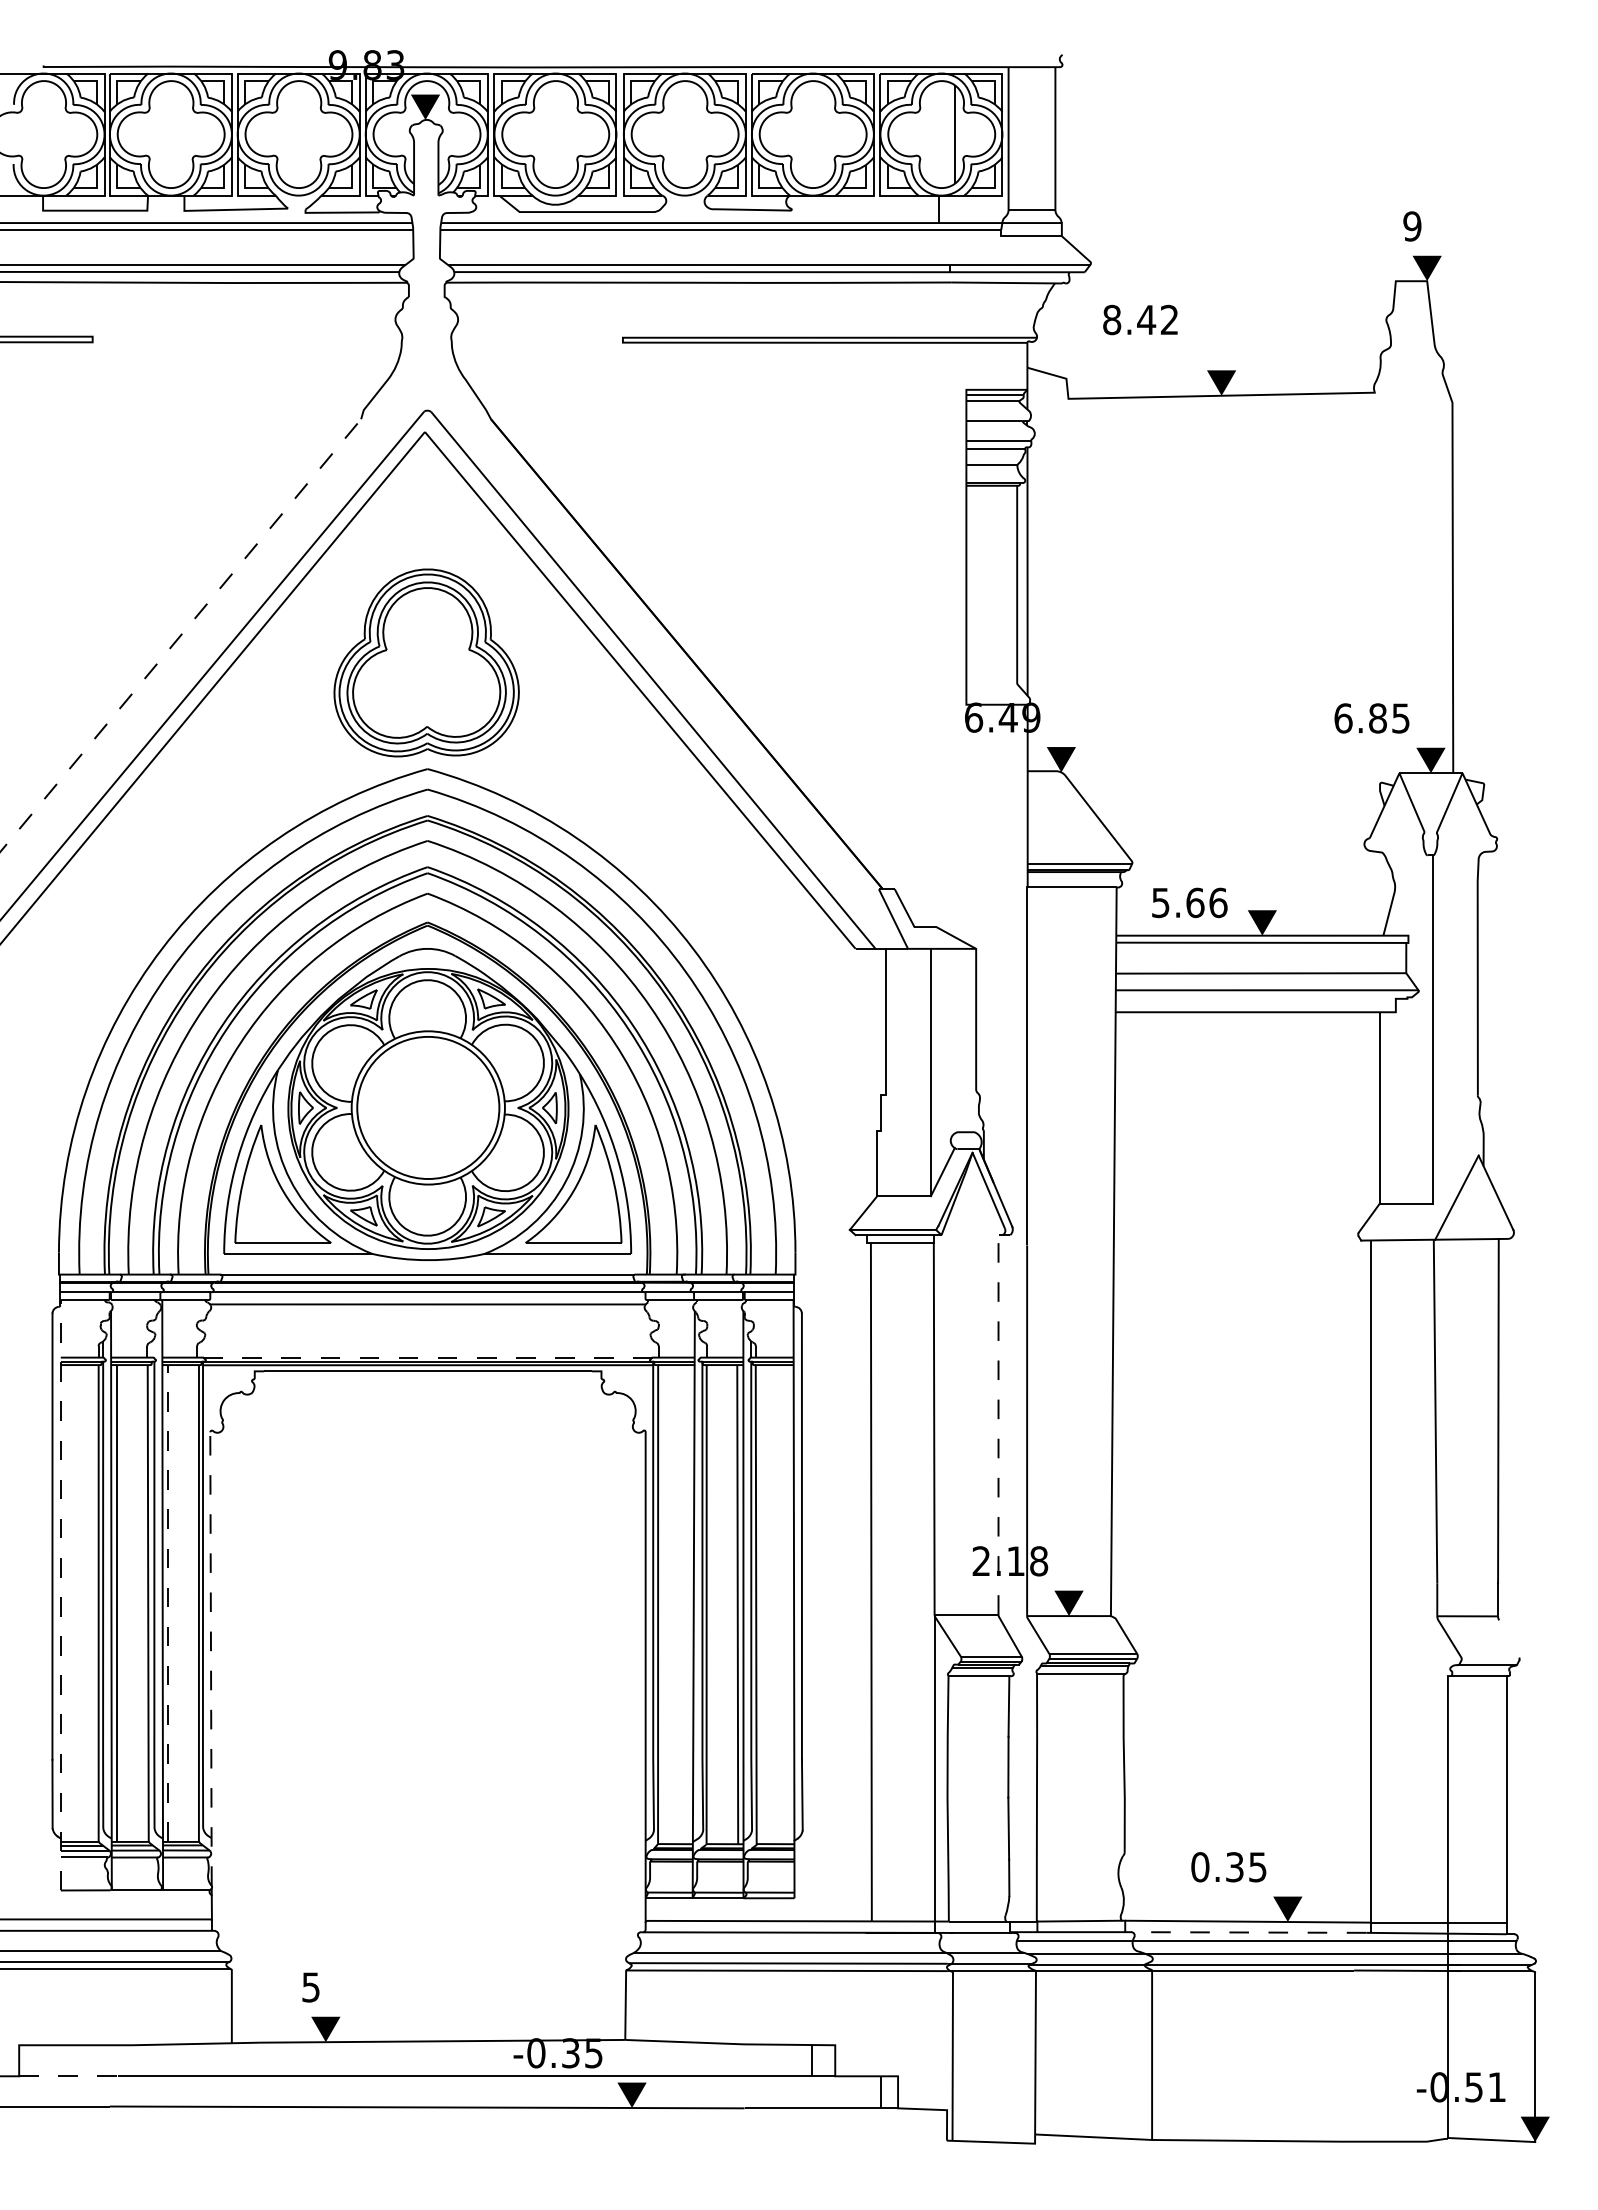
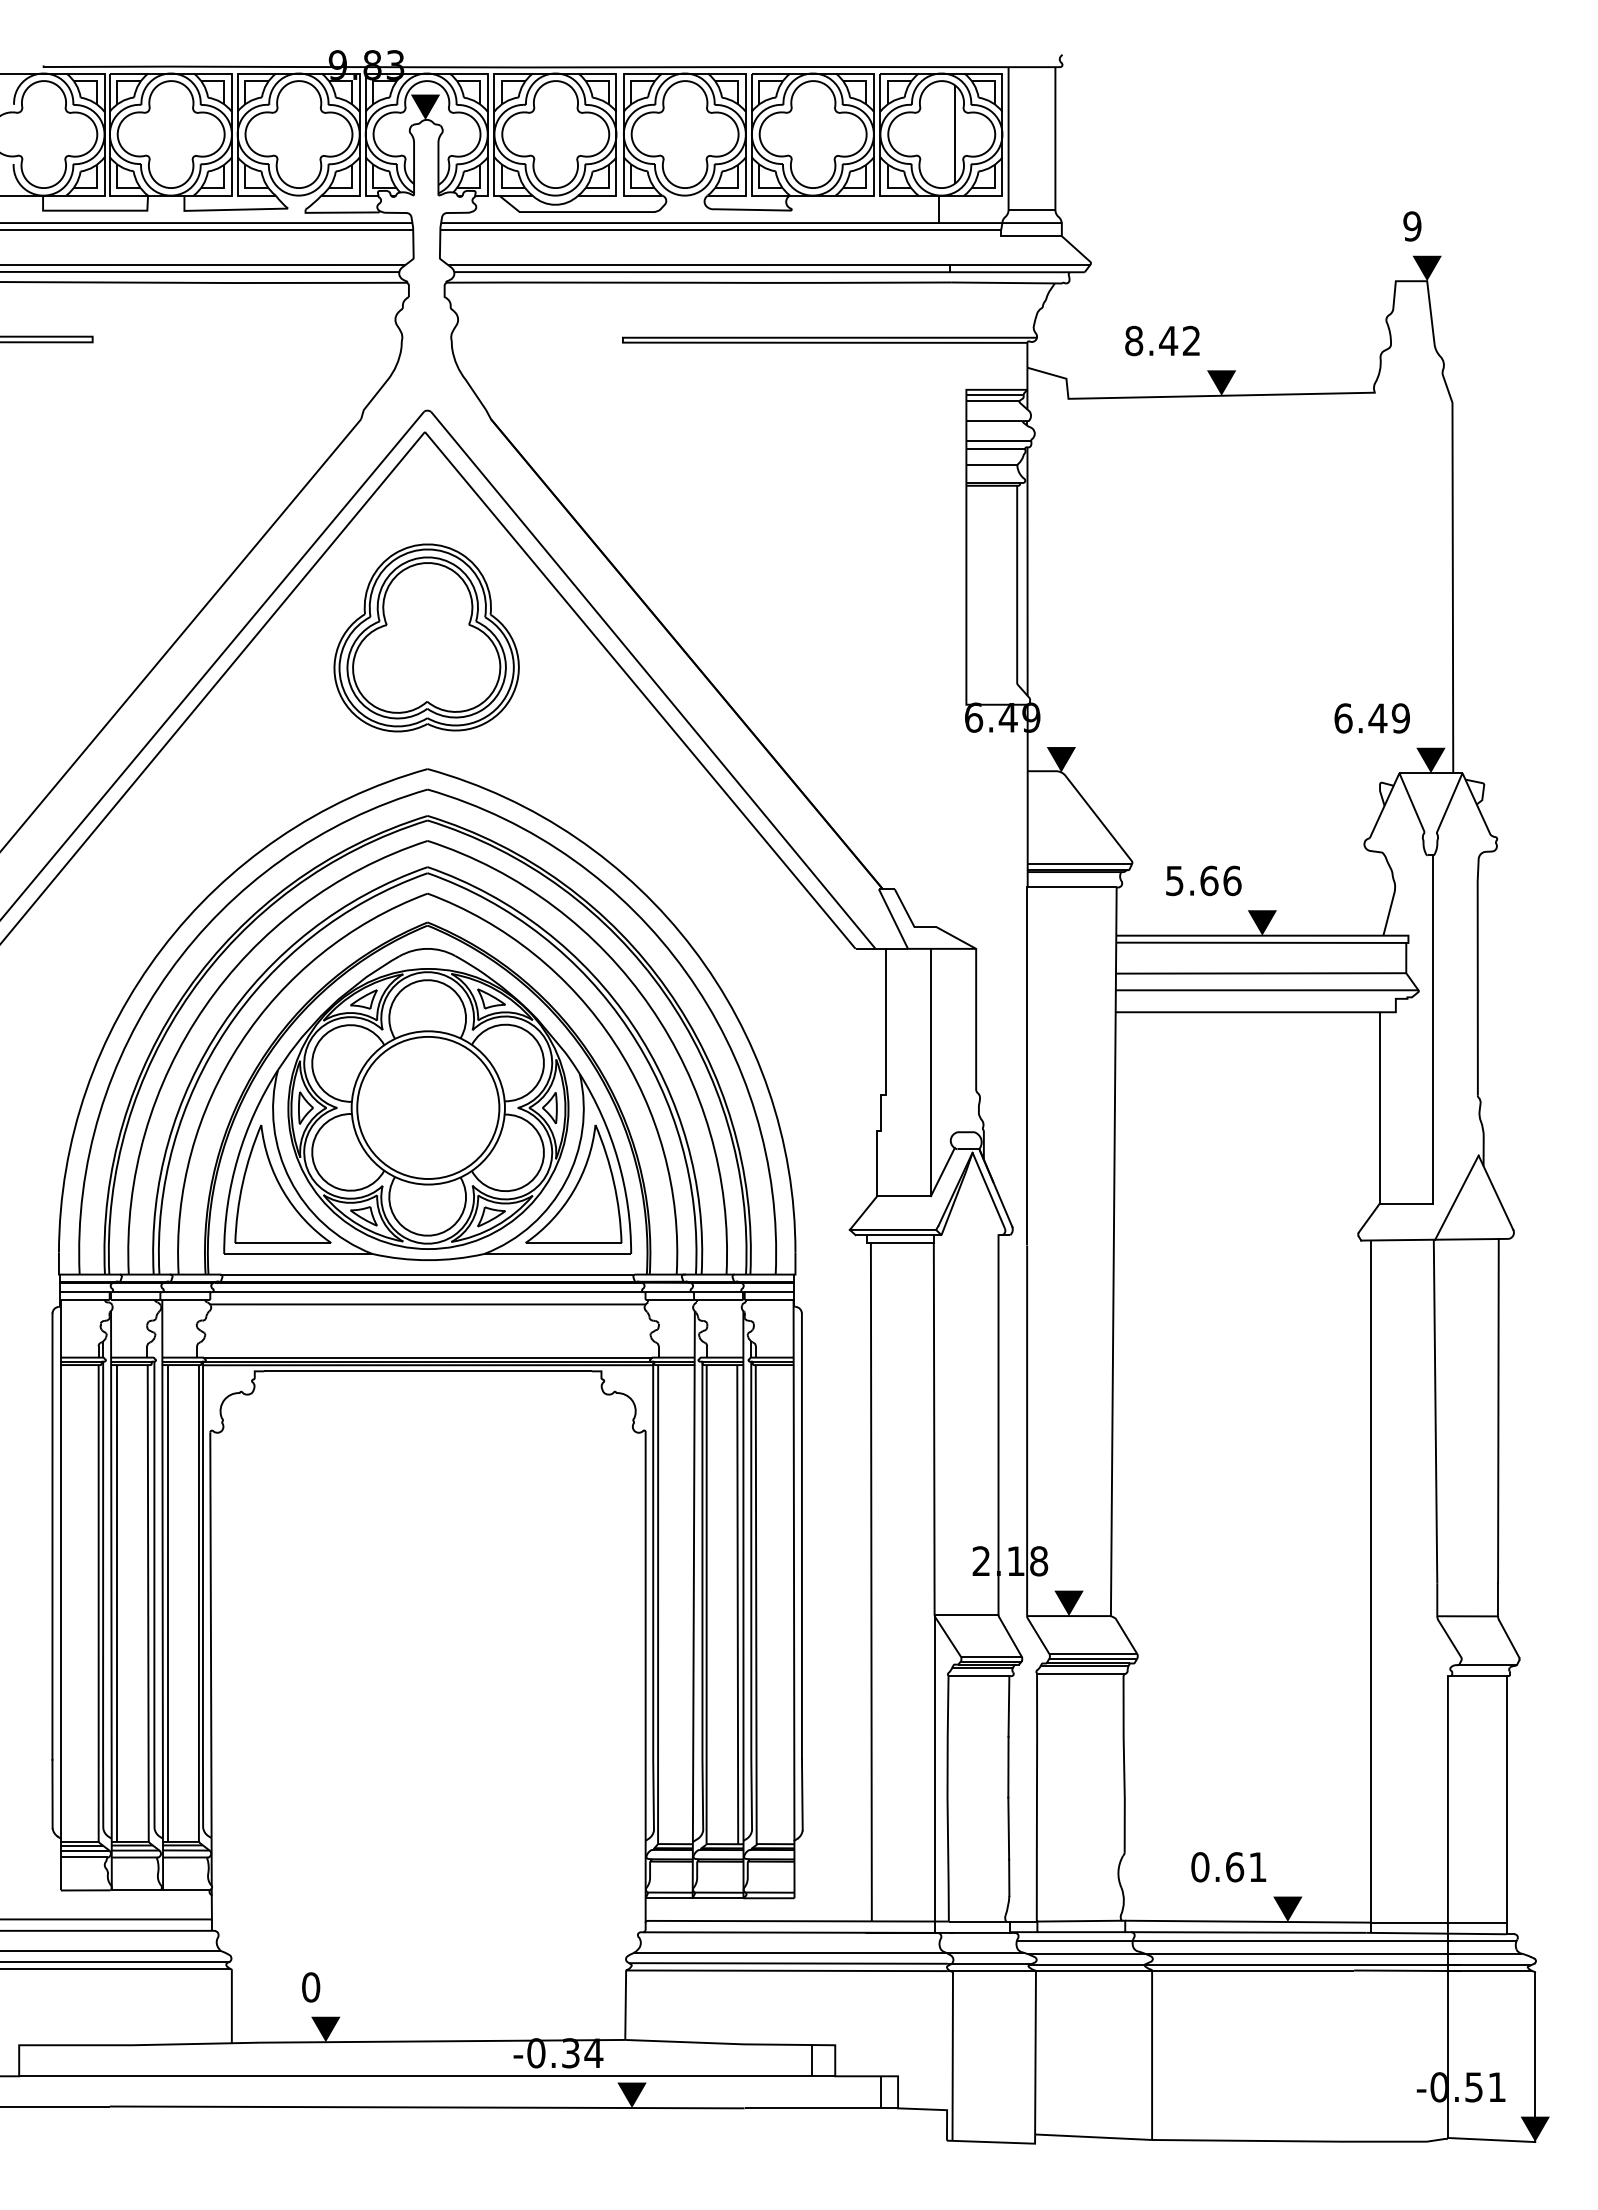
text position: (1140, 319) -> (1162, 340) (1162, 340)
line: dashed -> solid (180, 635)
part position: (426, 662) -> (426, 637) (426, 637)
text: 6.85 -> 6.49 (1388, 718)
text position: (1189, 902) -> (1203, 880) (1203, 880)
line: dashed -> solid (427, 1357)
line: dashed -> solid (998, 1424)
line: dashed -> solid (60, 1594)
line: dashed -> solid (168, 1603)
line: none -> present (1509, 1638)
line: dashed -> solid (211, 1659)
text: 0.35 -> 0.61 (1246, 1867)
line: dashed -> solid (1248, 1932)
text: 5 -> 0 (311, 1987)
text: -0.35 -> -0.34 (593, 2053)
line: dashed -> solid (69, 2076)
